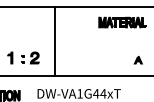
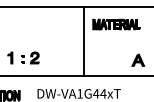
part position: (122, 22) -> (116, 24) (116, 24)
line position: (54, 41) -> (83, 41) (83, 41)
part size: 10x9 px -> 15x14 px (138, 59)
